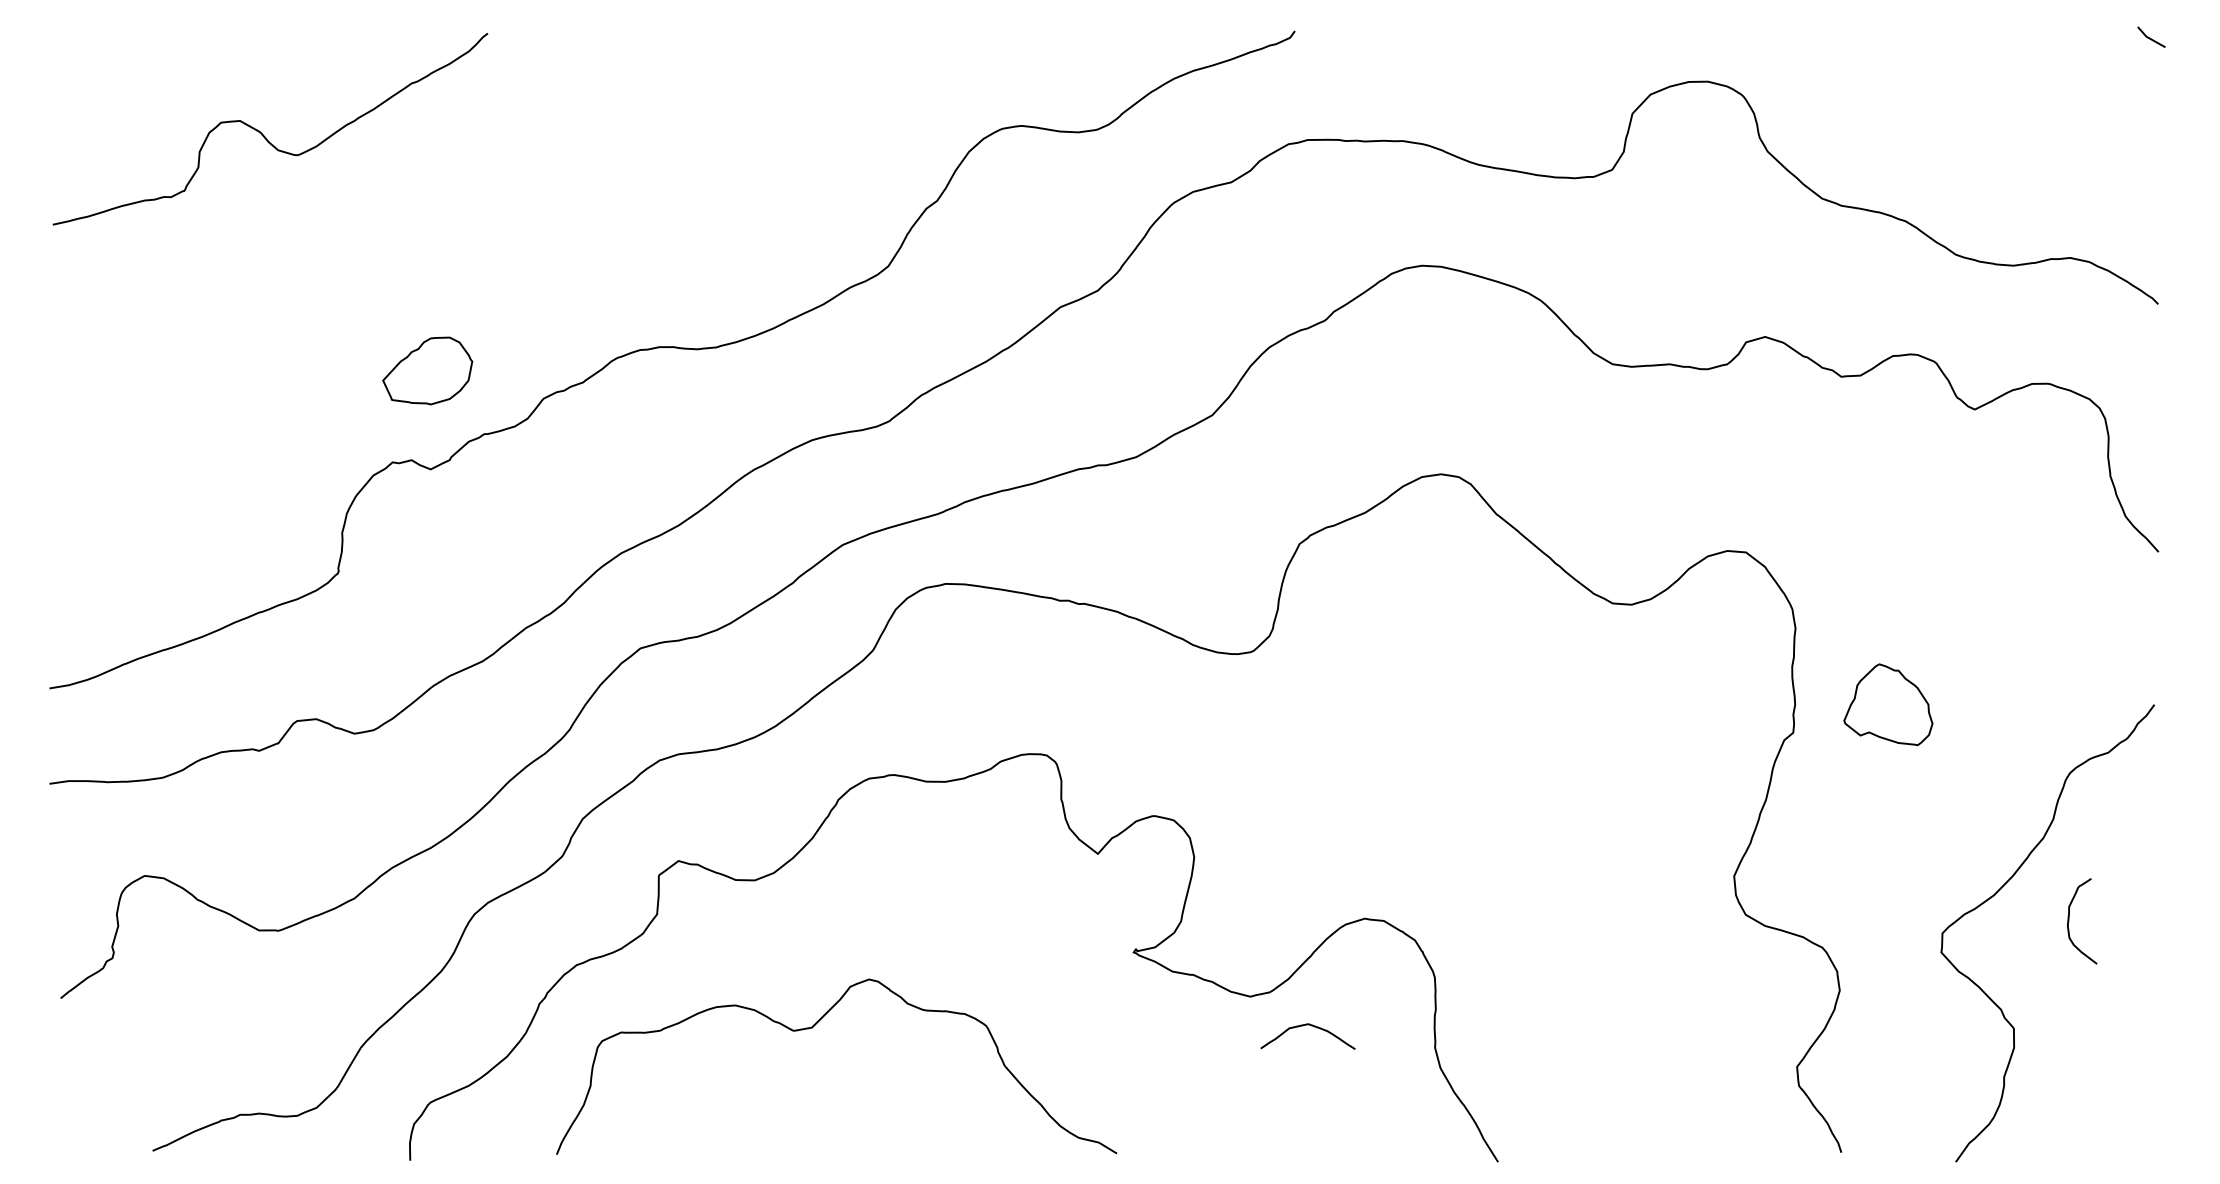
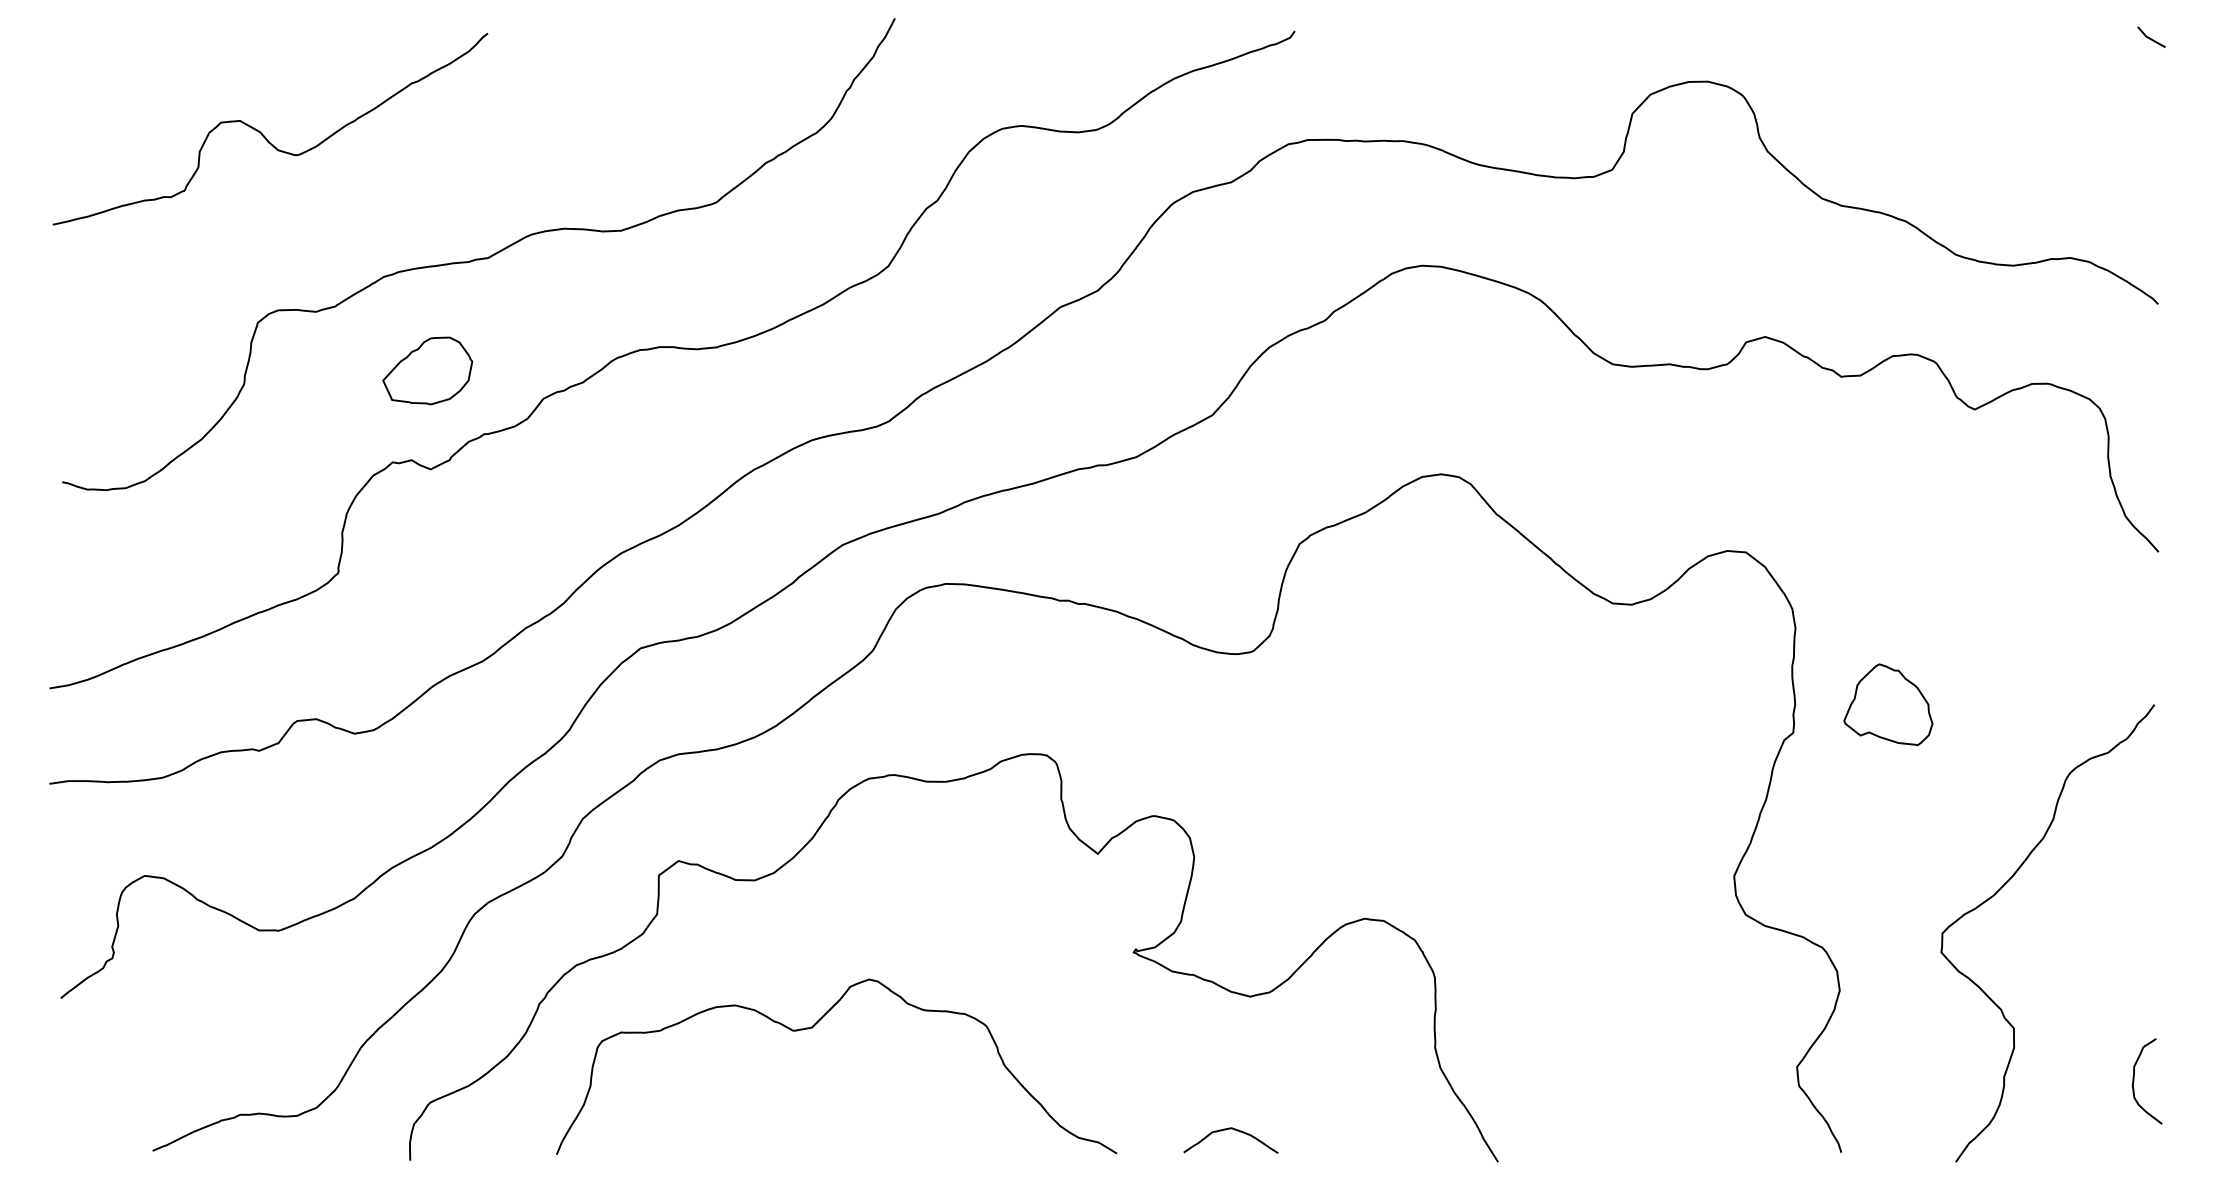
curve: none -> present (478, 258)
curve position: (2069, 921) -> (2134, 1081) (2134, 1081)
curve position: (1303, 1026) -> (1226, 1130) (1226, 1130)
